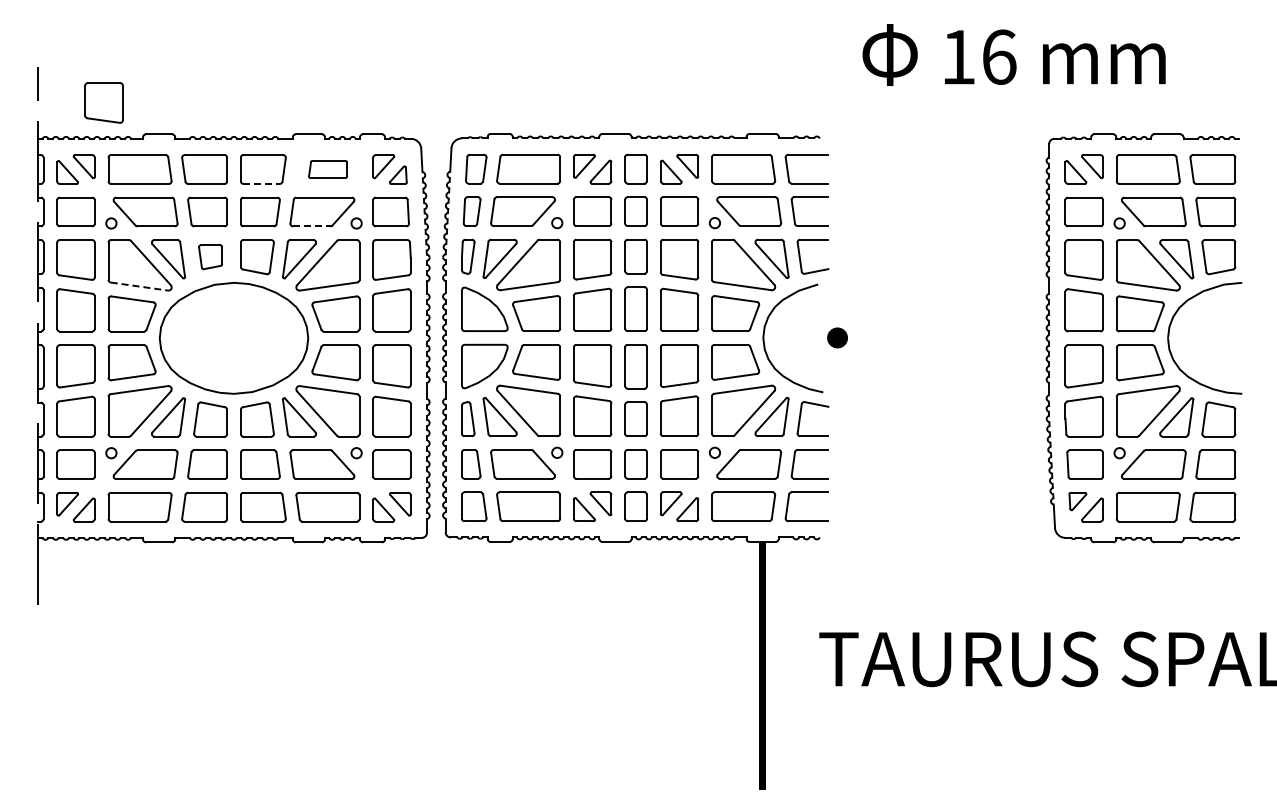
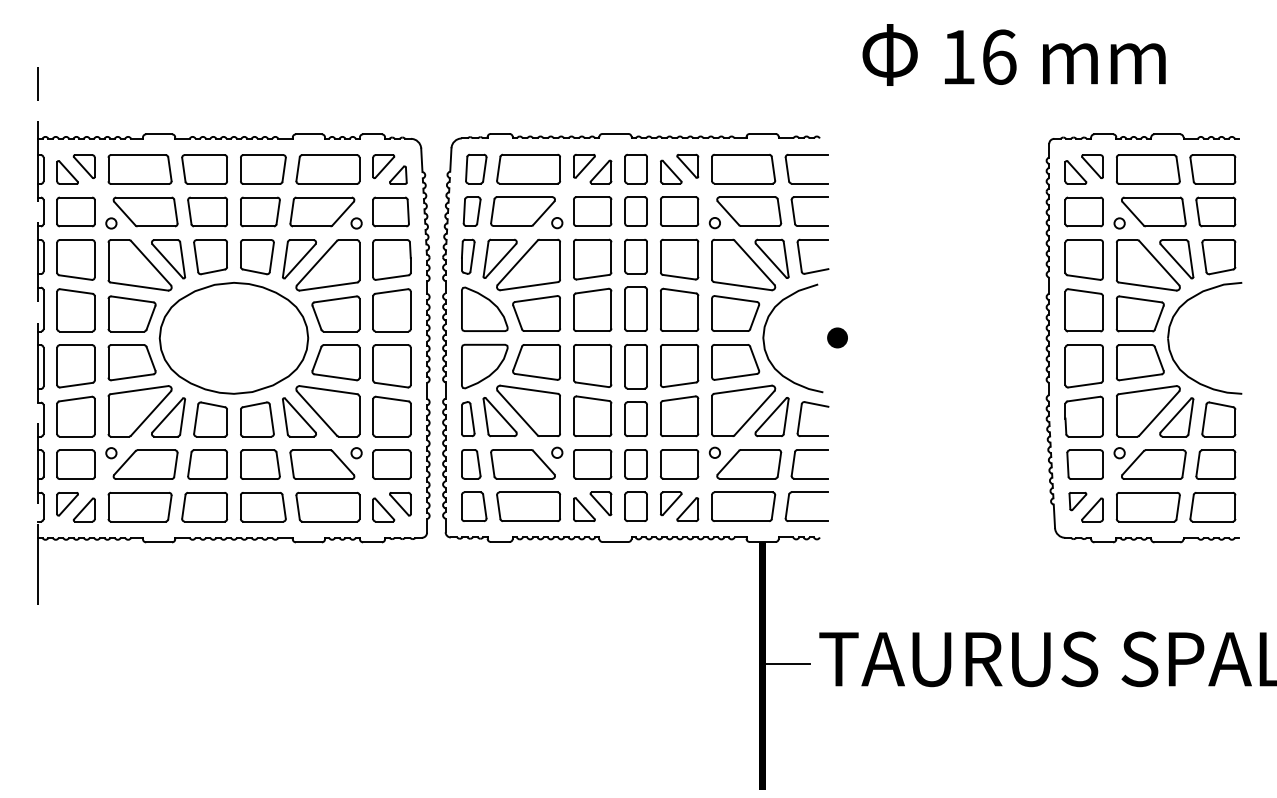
part: present -> none (103, 102)
part size: 40x19 px -> 66x31 px (327, 169)
line: dashed -> solid (262, 183)
line: dashed -> solid (311, 226)
part size: 25x27 px -> 35x37 px (210, 257)
line: dashed -> solid (139, 286)
line: none -> present (785, 664)
